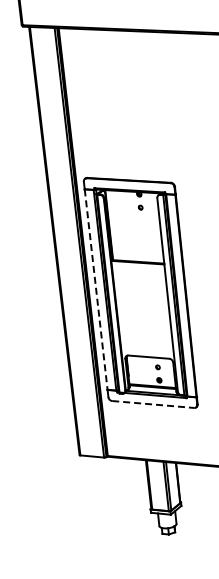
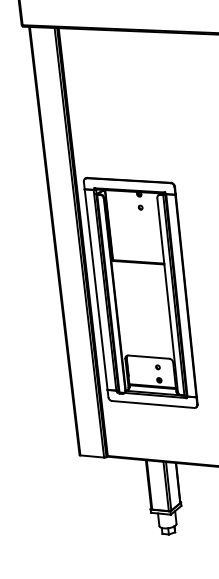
line: dashed -> solid (96, 289)
line: dashed -> solid (153, 404)
